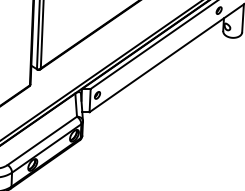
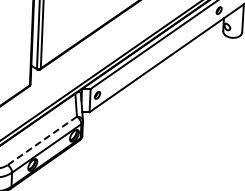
line: solid -> dashed (41, 141)
